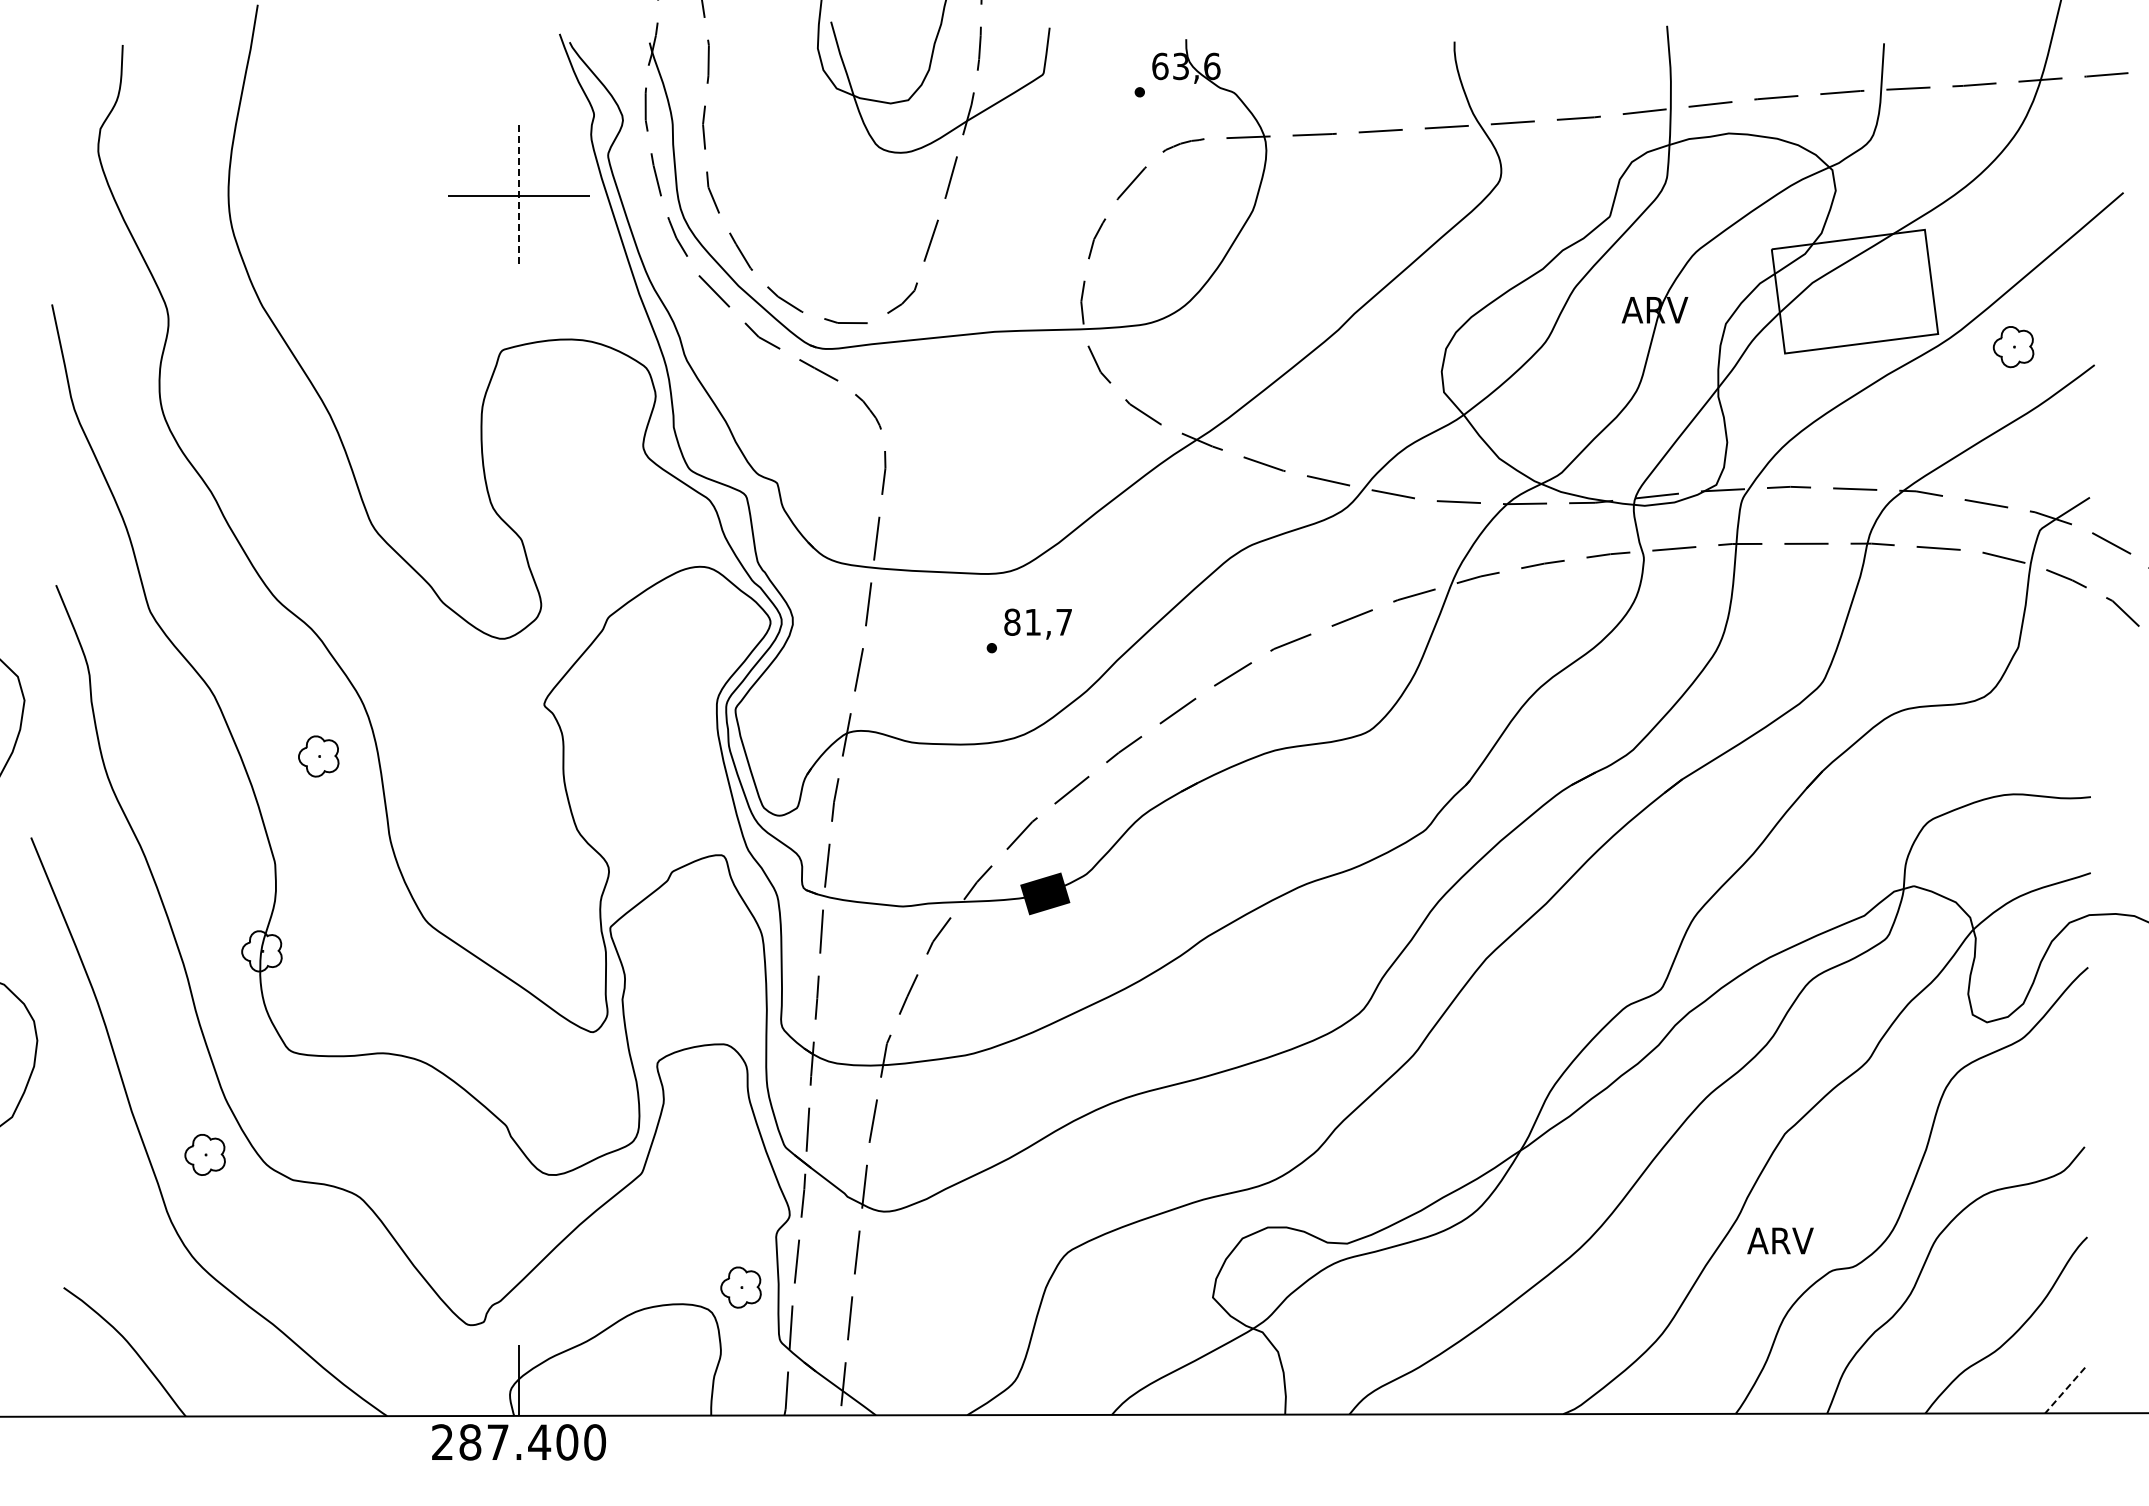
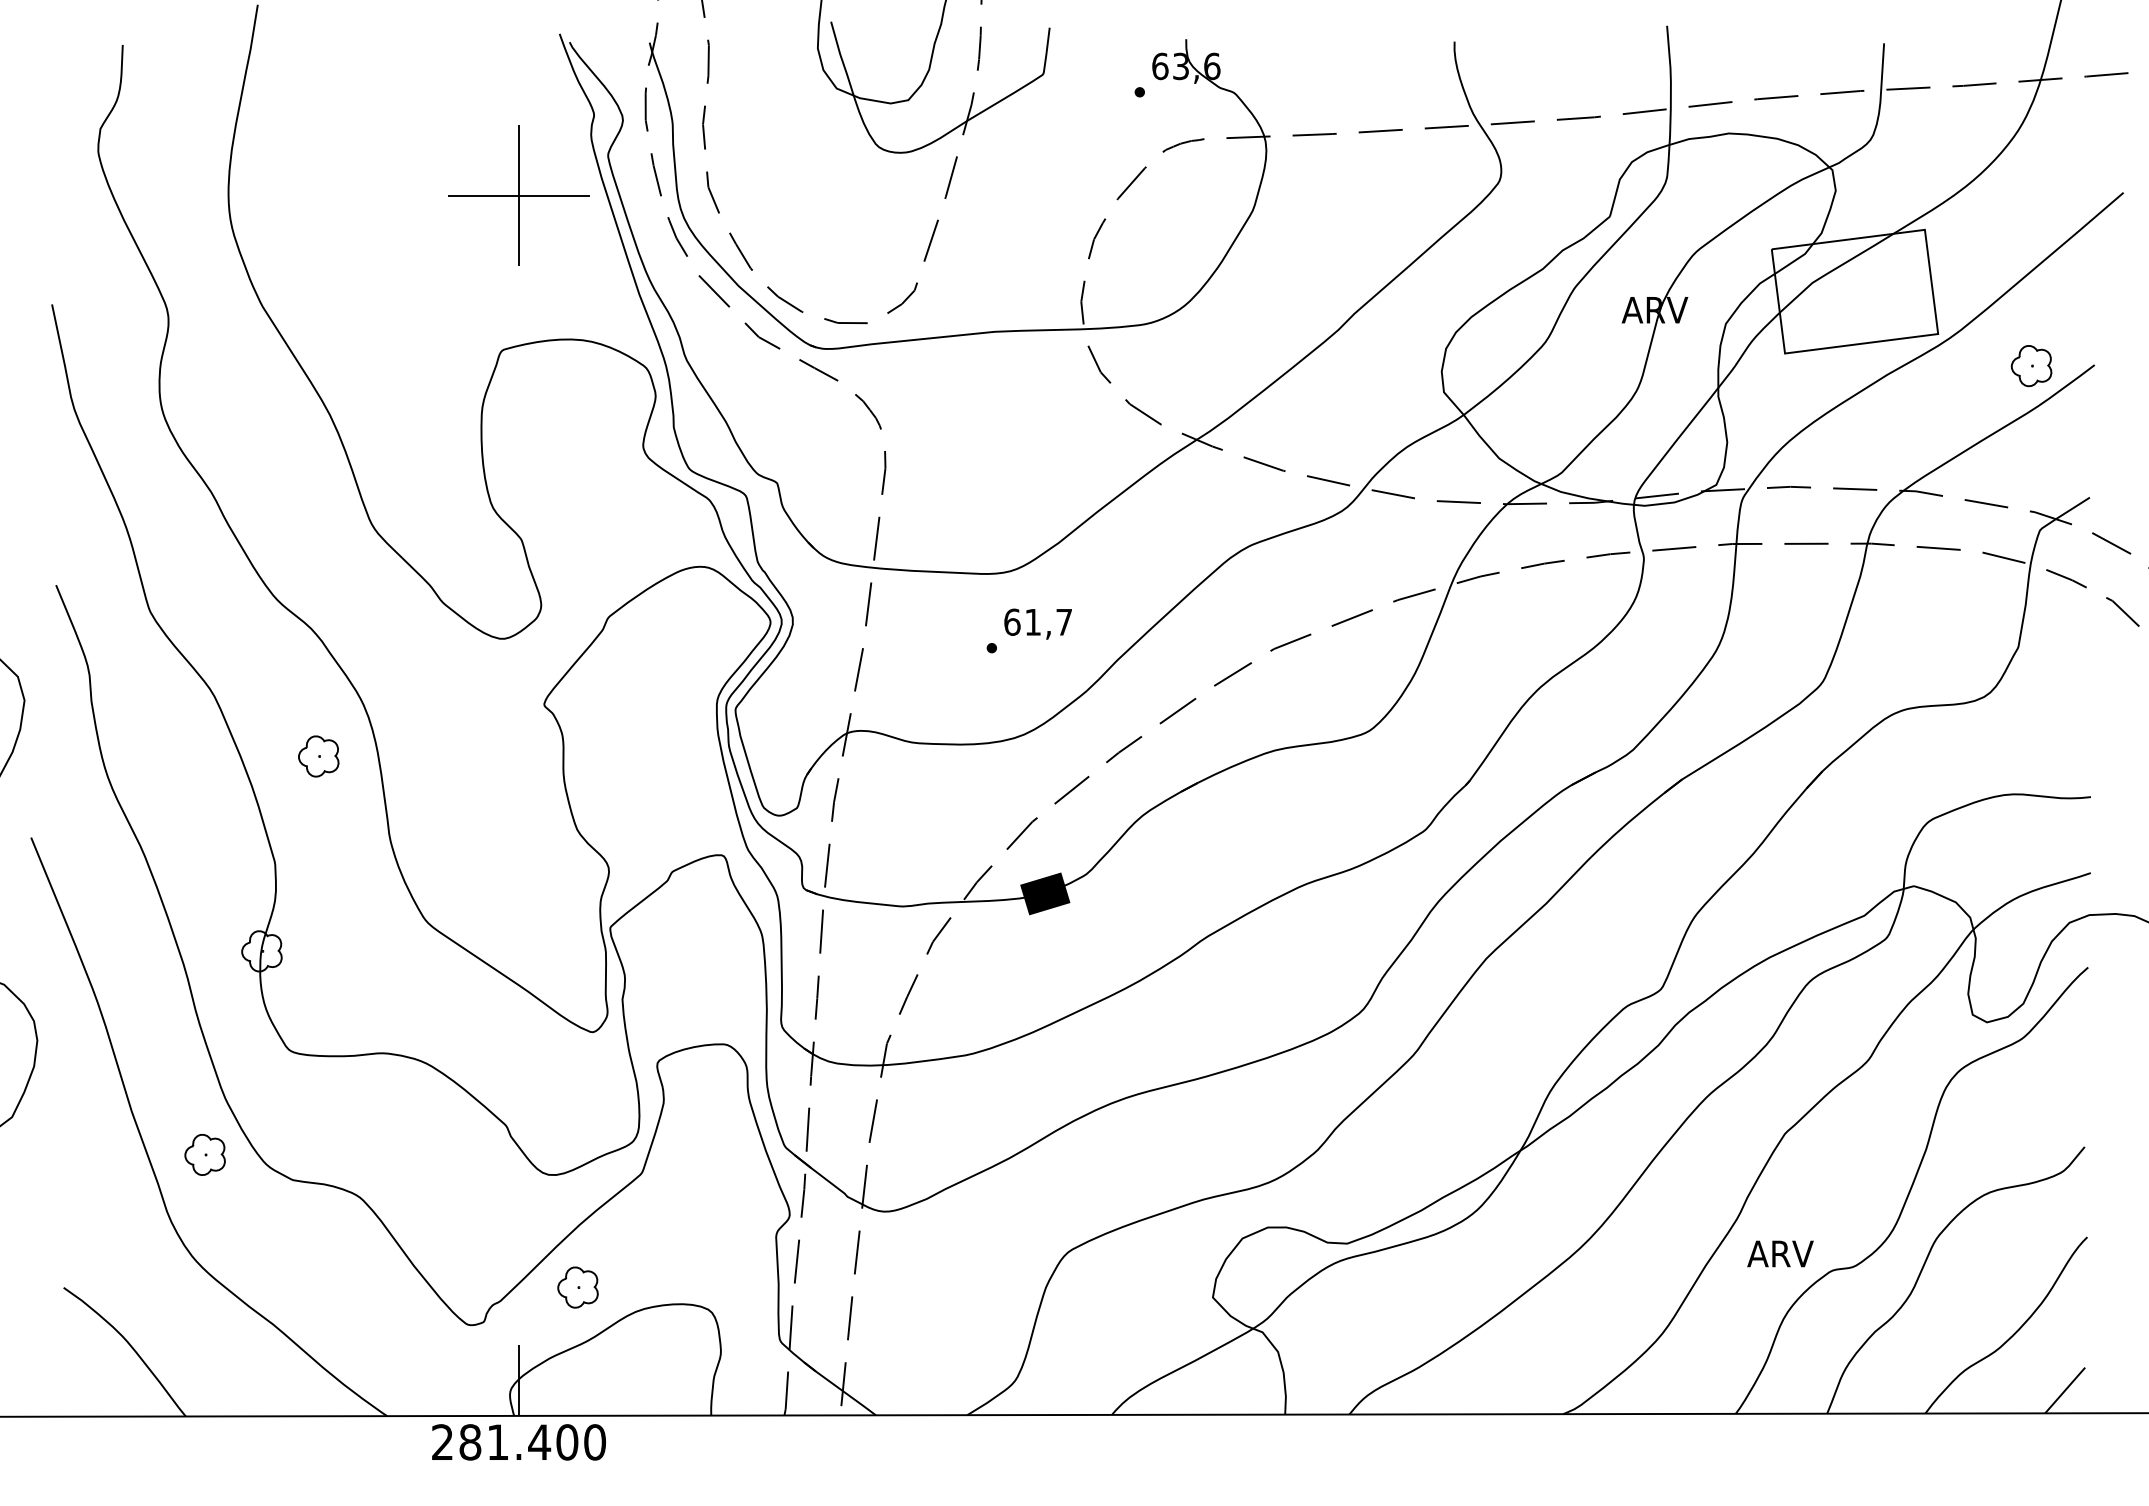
line: dashed -> solid (518, 195)
part position: (2013, 347) -> (2031, 366) (2031, 366)
text: 81,7 -> 61,7 (1012, 621)
text position: (1780, 1240) -> (1780, 1253) (1780, 1253)
part position: (740, 1287) -> (577, 1287) (577, 1287)
line: dashed -> solid (2064, 1390)
text: 287.400 -> 281.400 (498, 1441)
